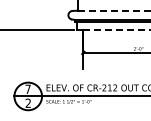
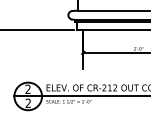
line: dashed -> solid (114, 10)
line: dashed -> solid (117, 30)
text: 7 -> 2 (27, 88)
